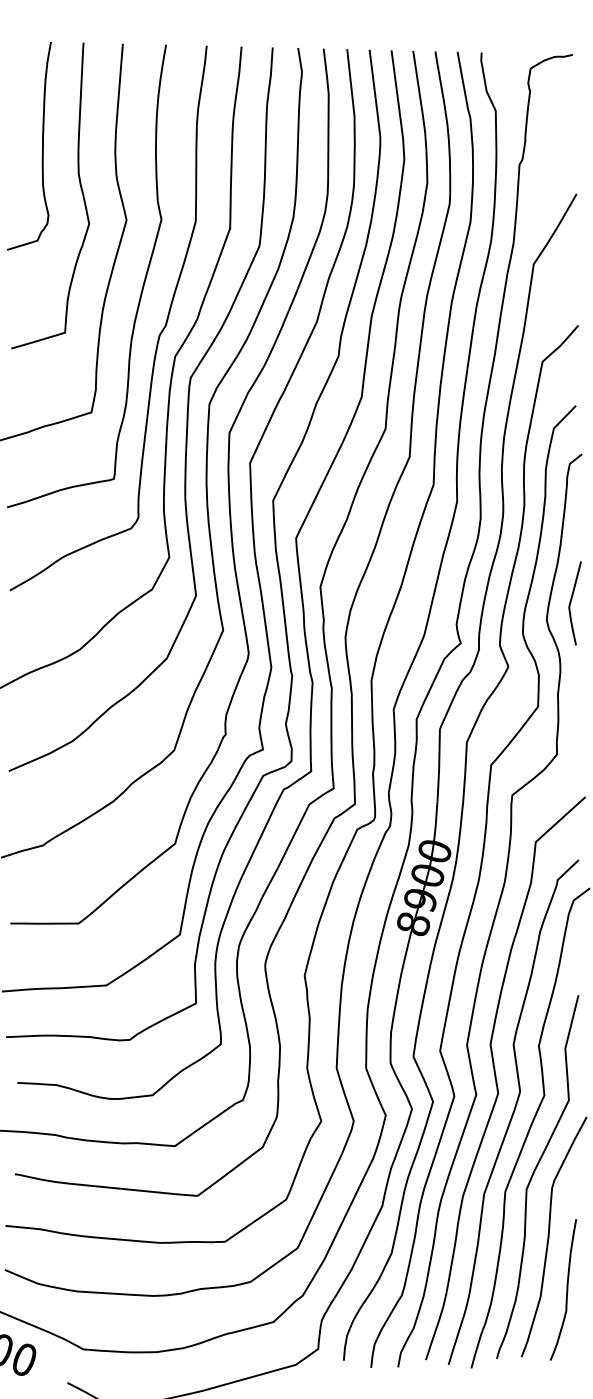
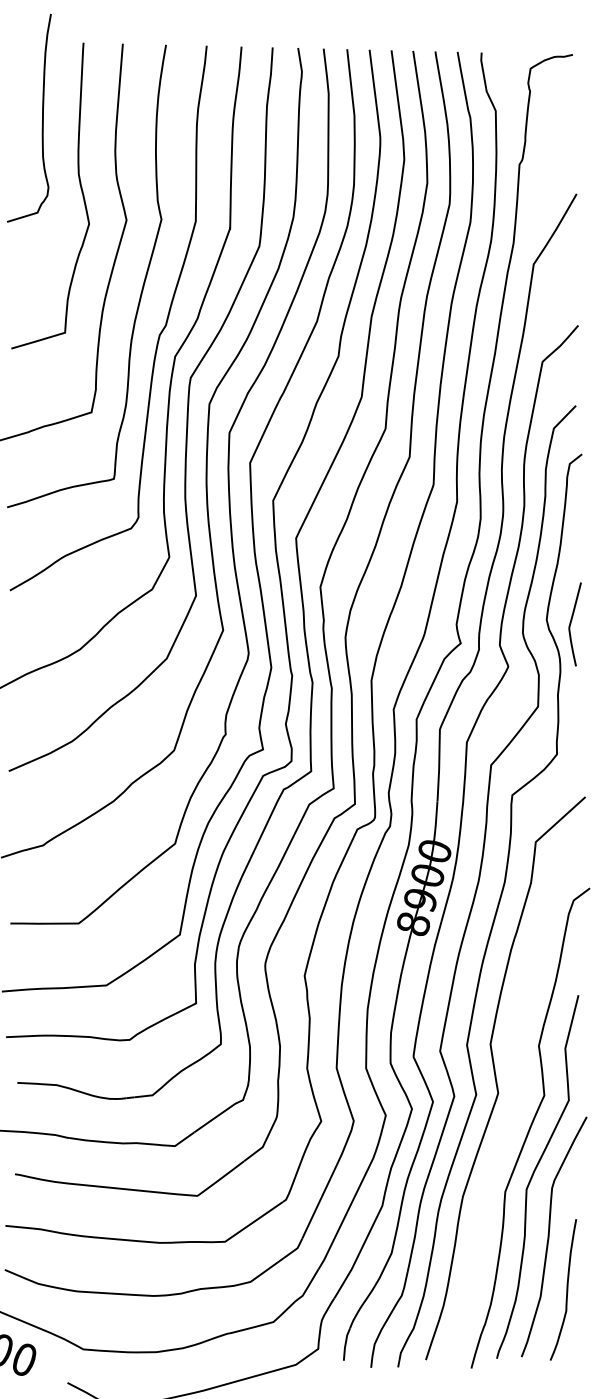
curve position: (42, 145) -> (42, 117) (42, 117)
curve position: (571, 603) -> (571, 624) (571, 624)
curve: present -> none (513, 1111)
